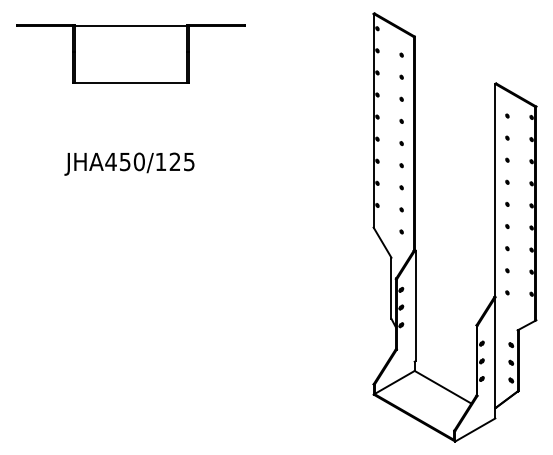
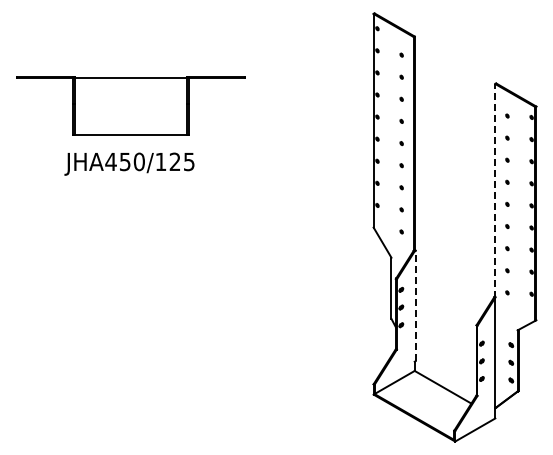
part position: (130, 53) -> (130, 105) (130, 105)
line: solid -> dashed (495, 190)
line: solid -> dashed (415, 305)
